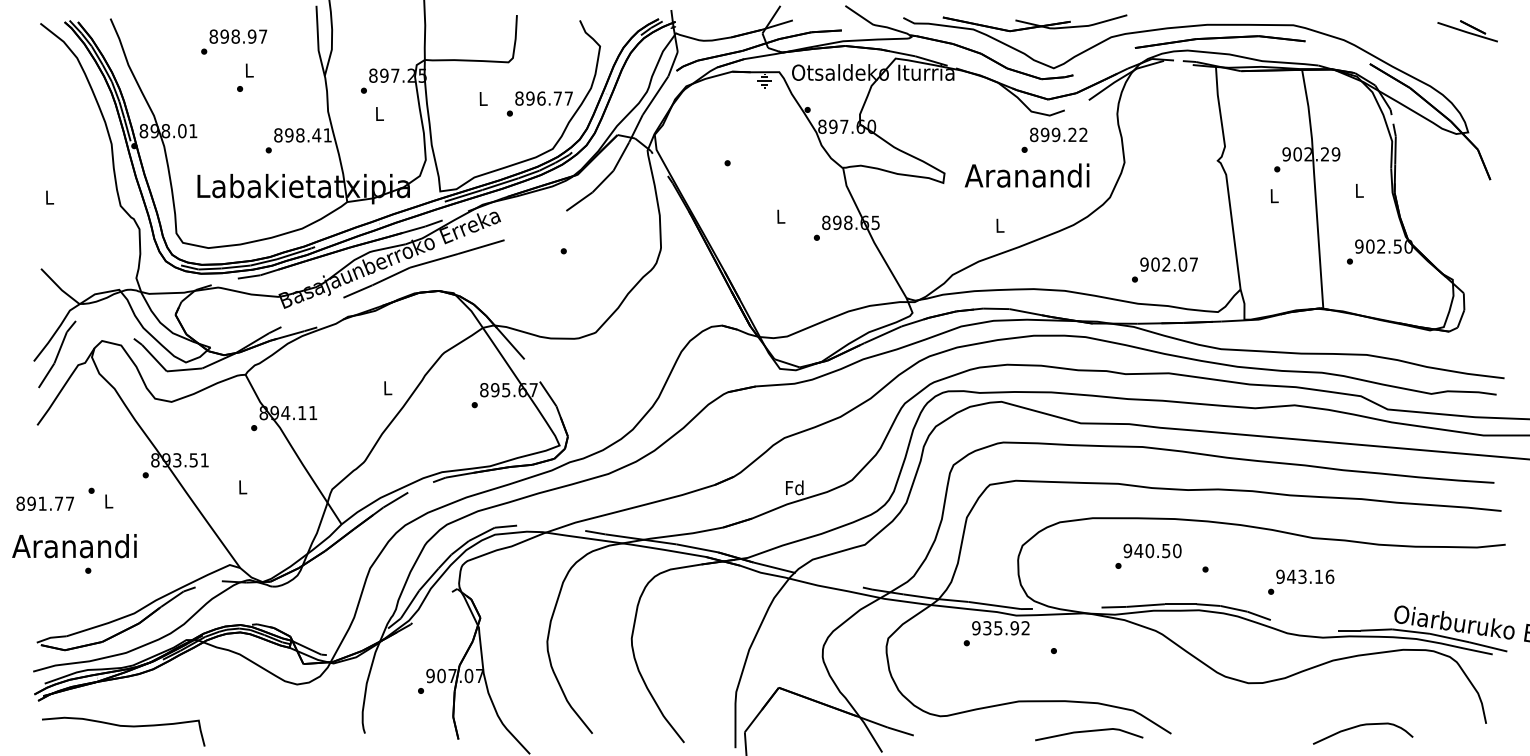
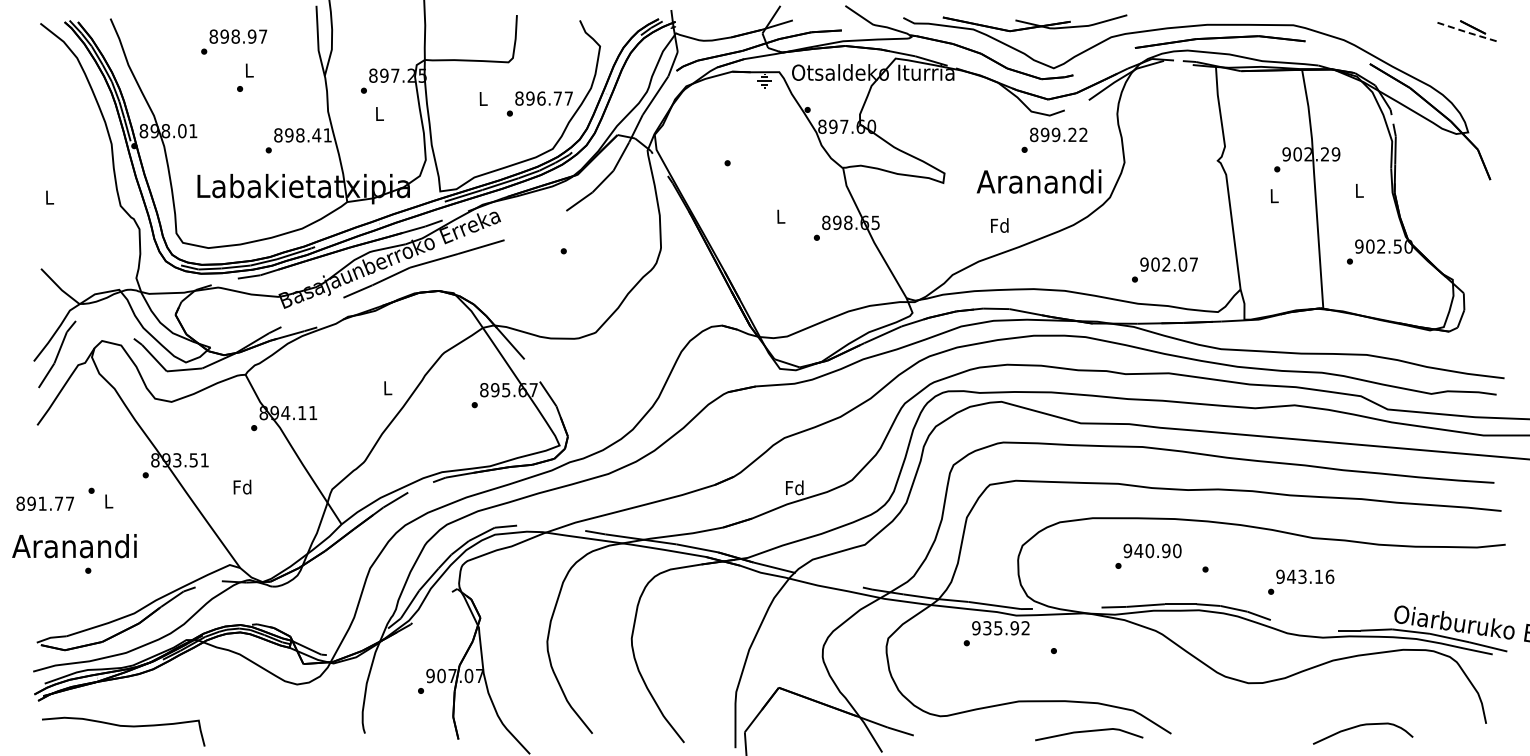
line: solid -> dashed (1467, 32)
text position: (1026, 175) -> (1038, 181) (1038, 181)
text: L -> Fd (999, 225)
text: L -> Fd (242, 486)
text: 940.50 -> 940.90 (1166, 550)
